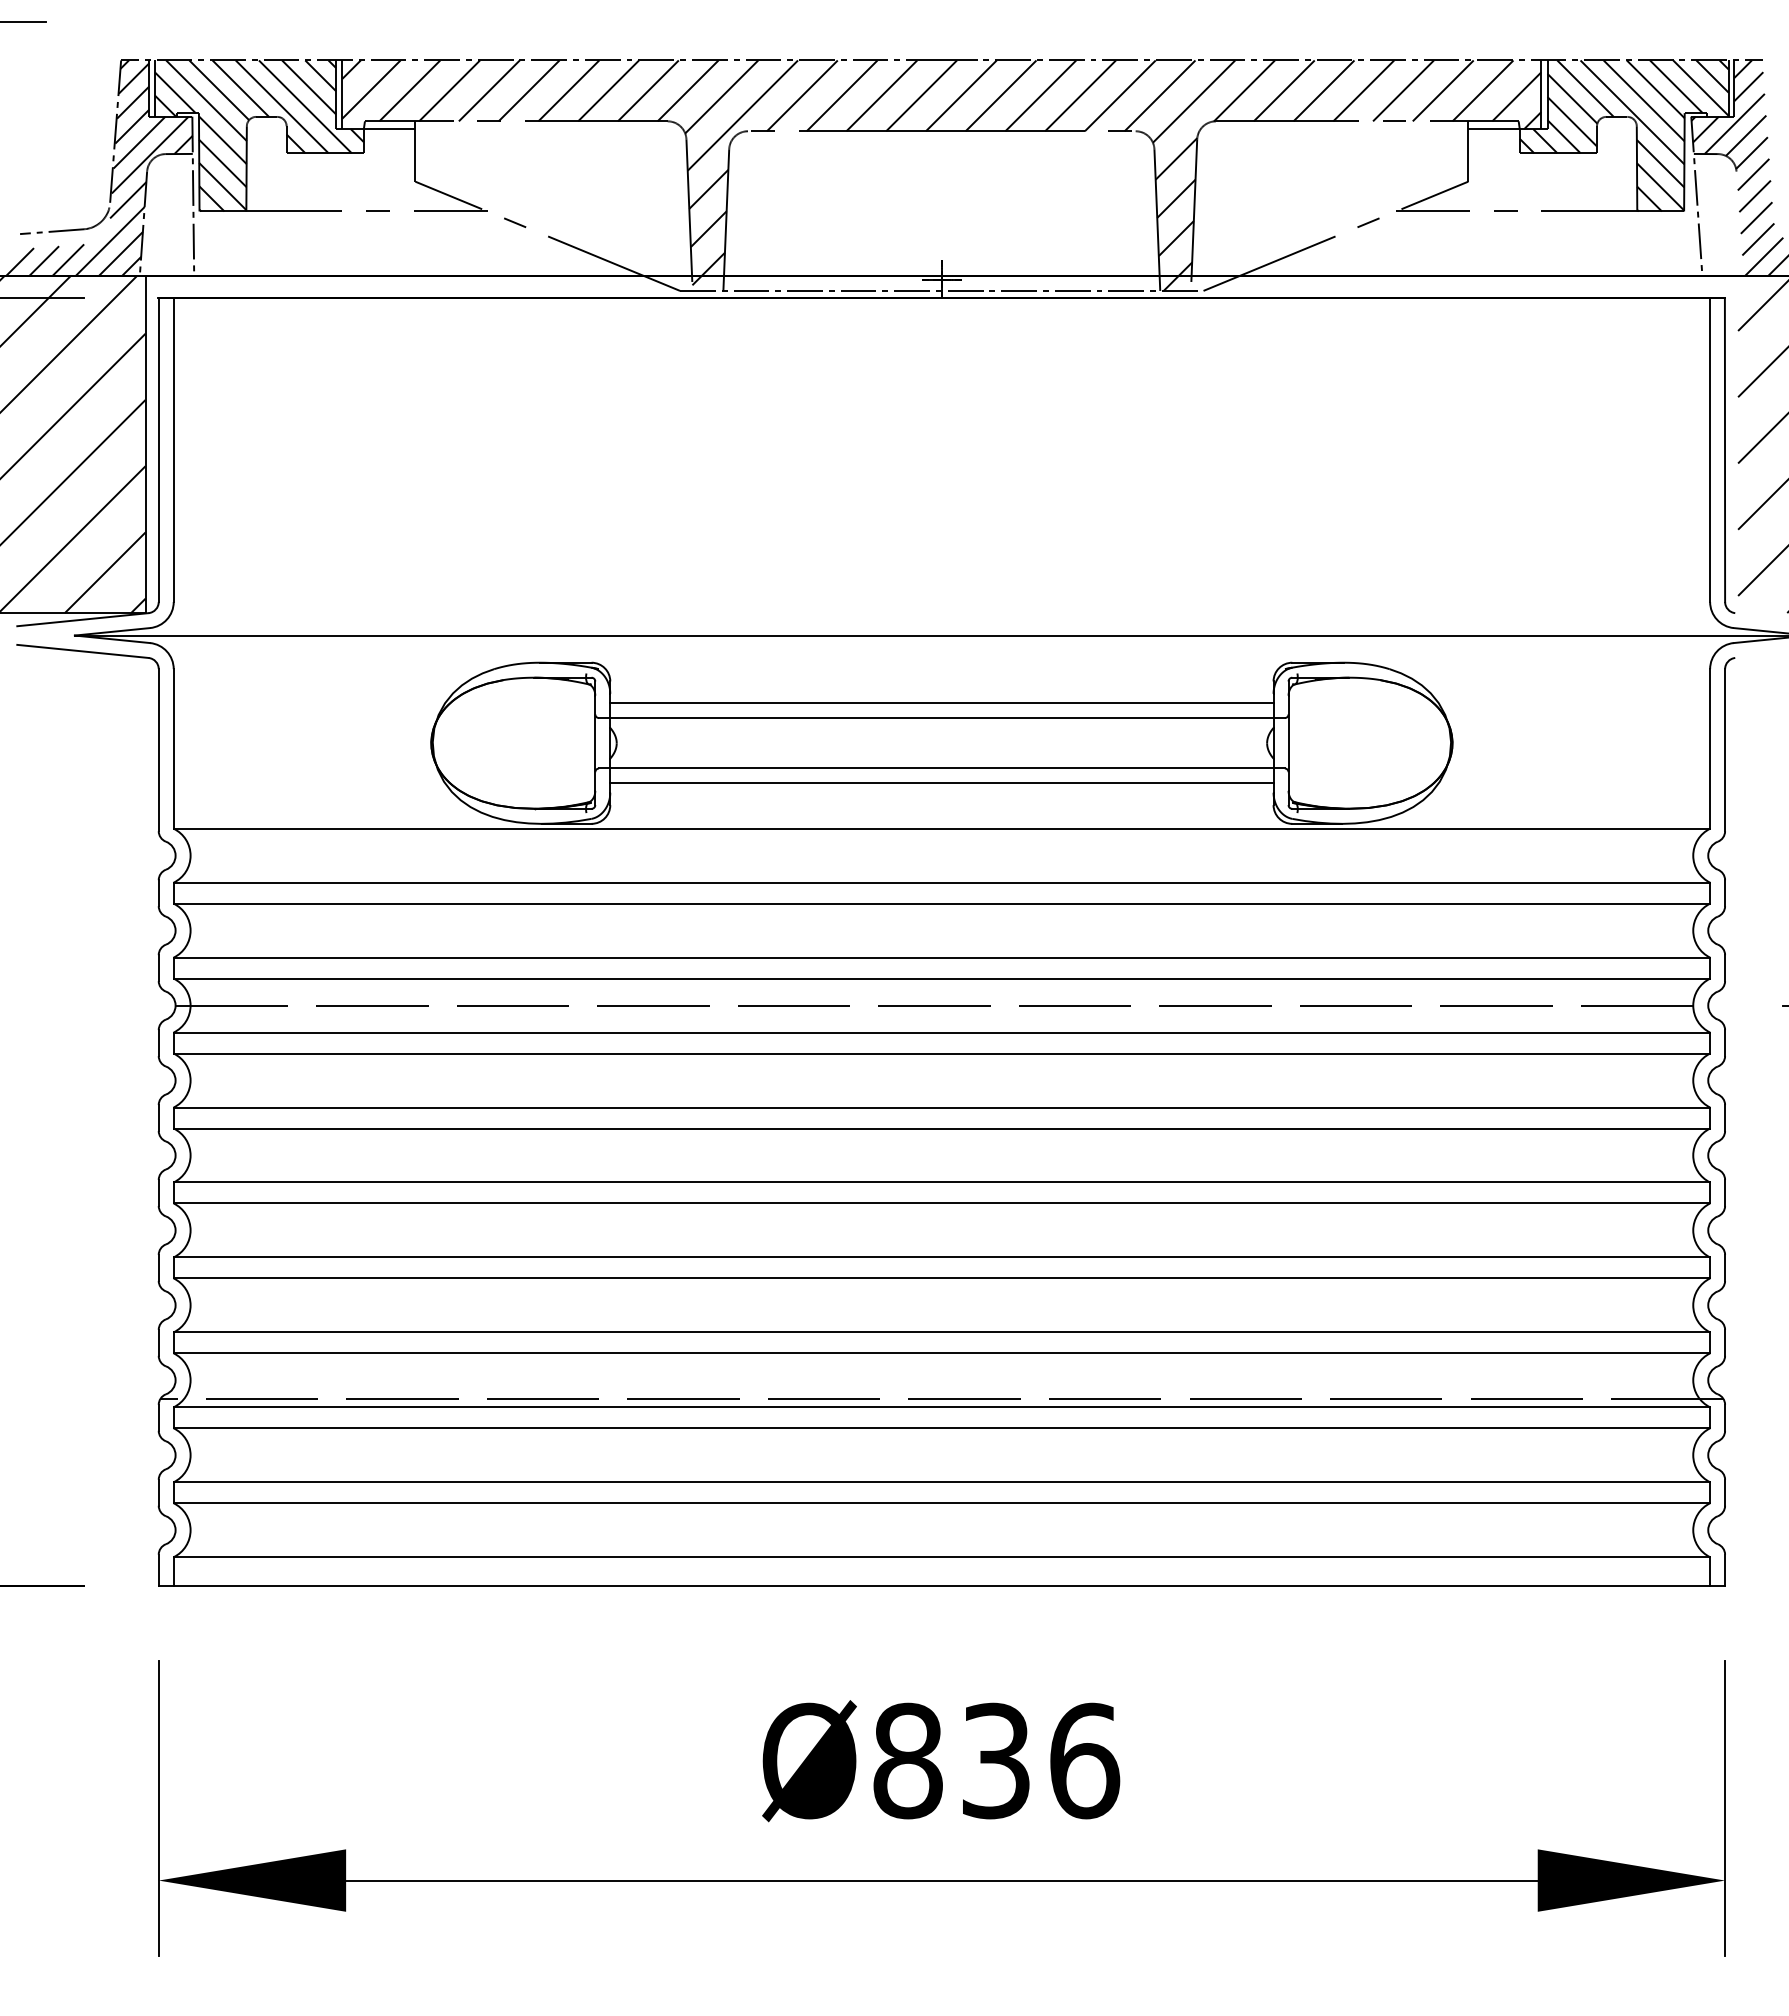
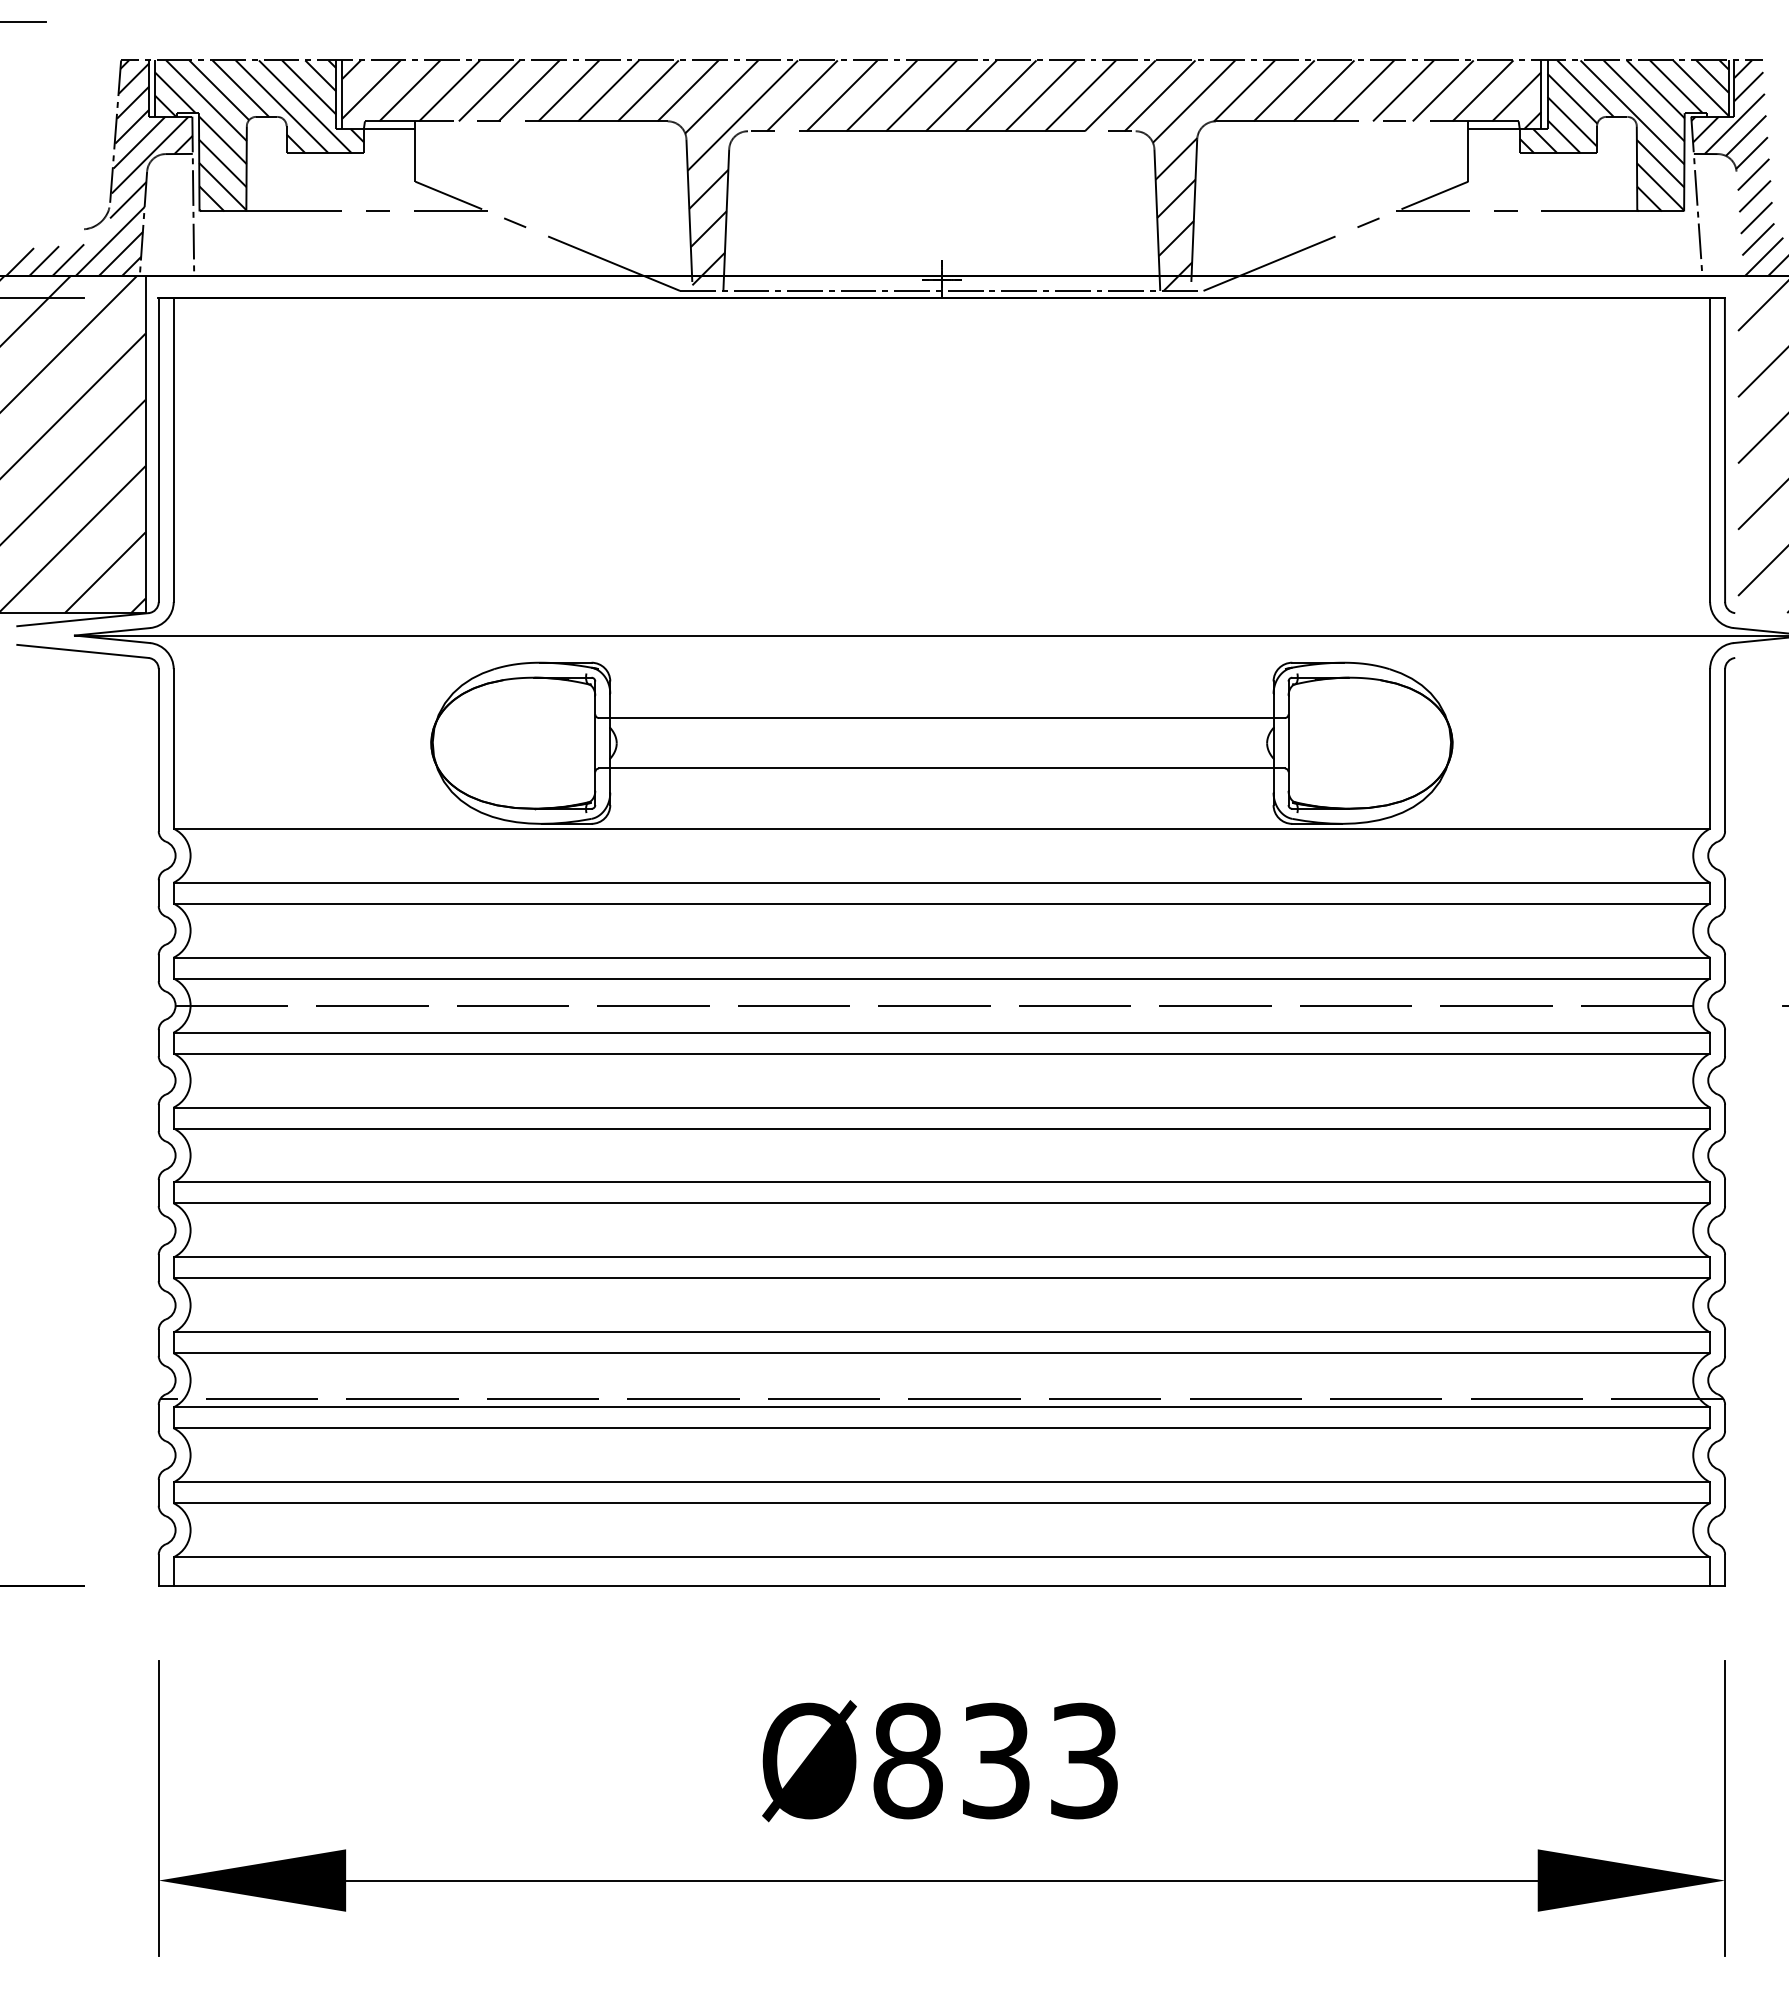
line: present -> none (52, 231)
line: present -> none (941, 703)
line: present -> none (941, 783)
text: Ø836 -> Ø833 (1085, 1760)
